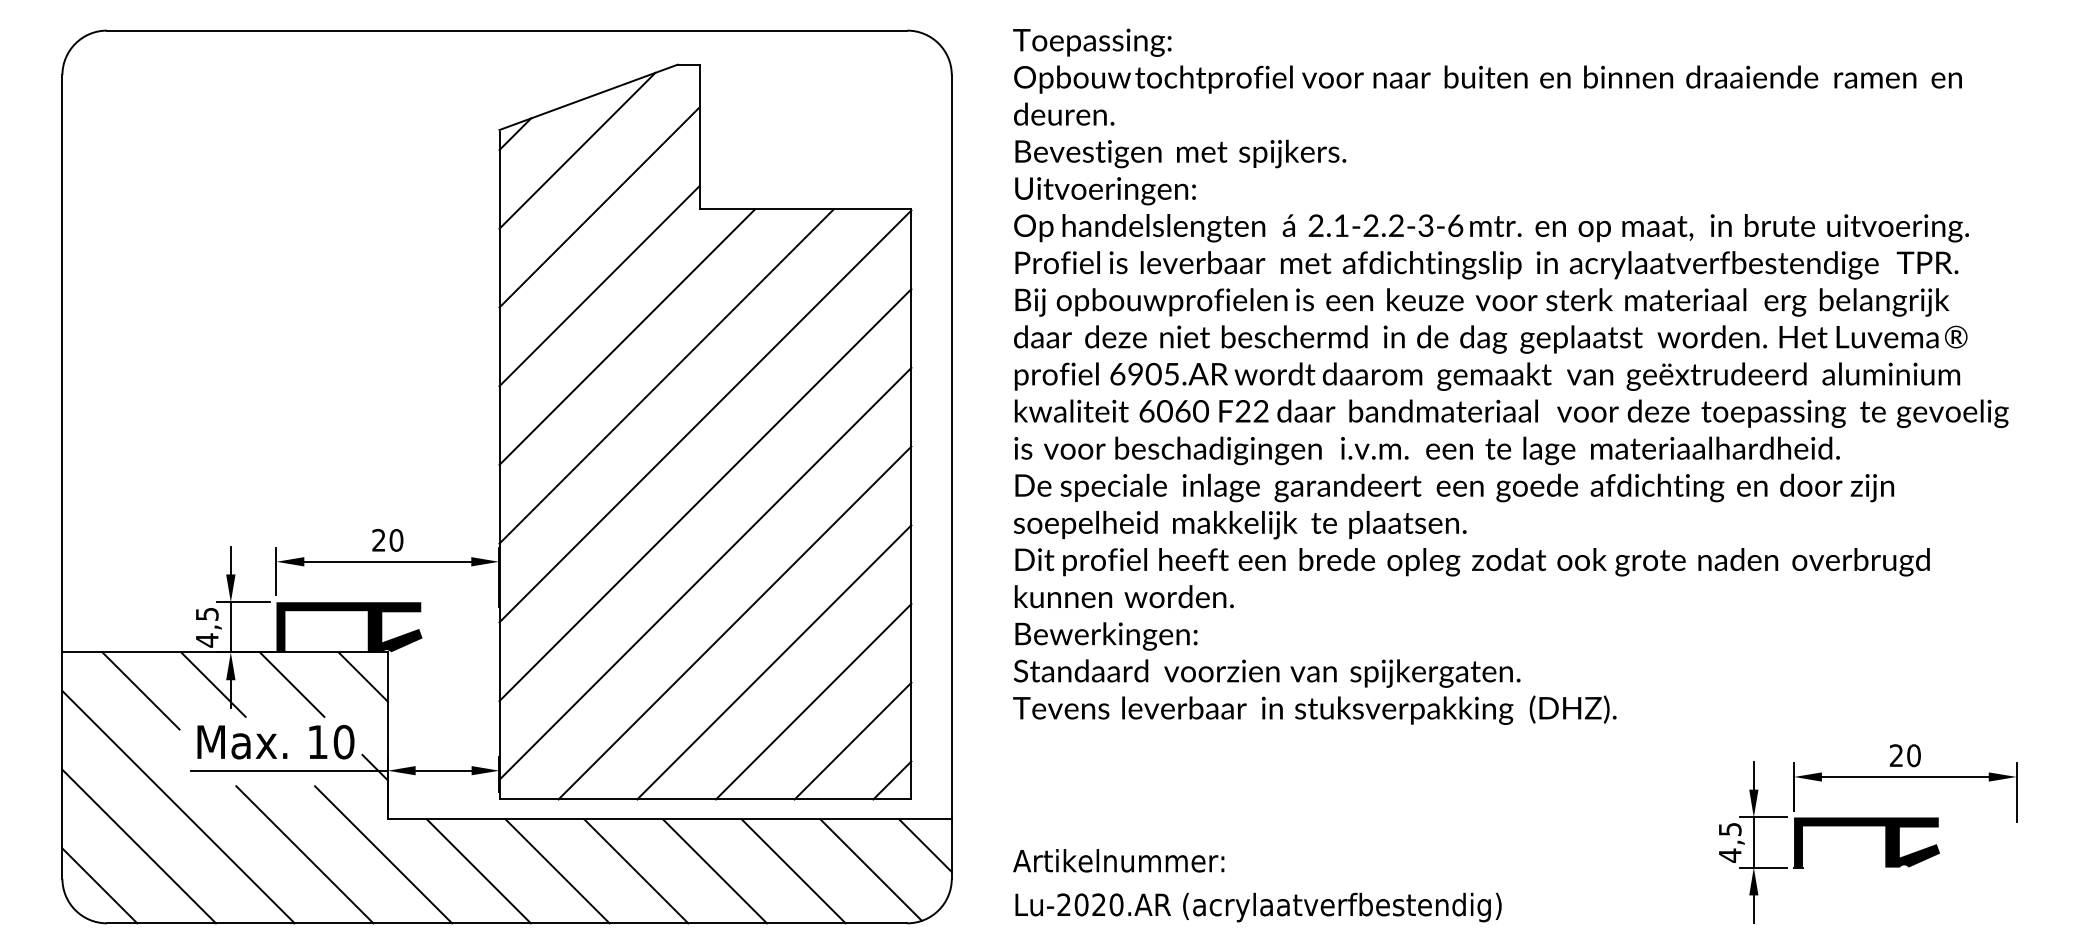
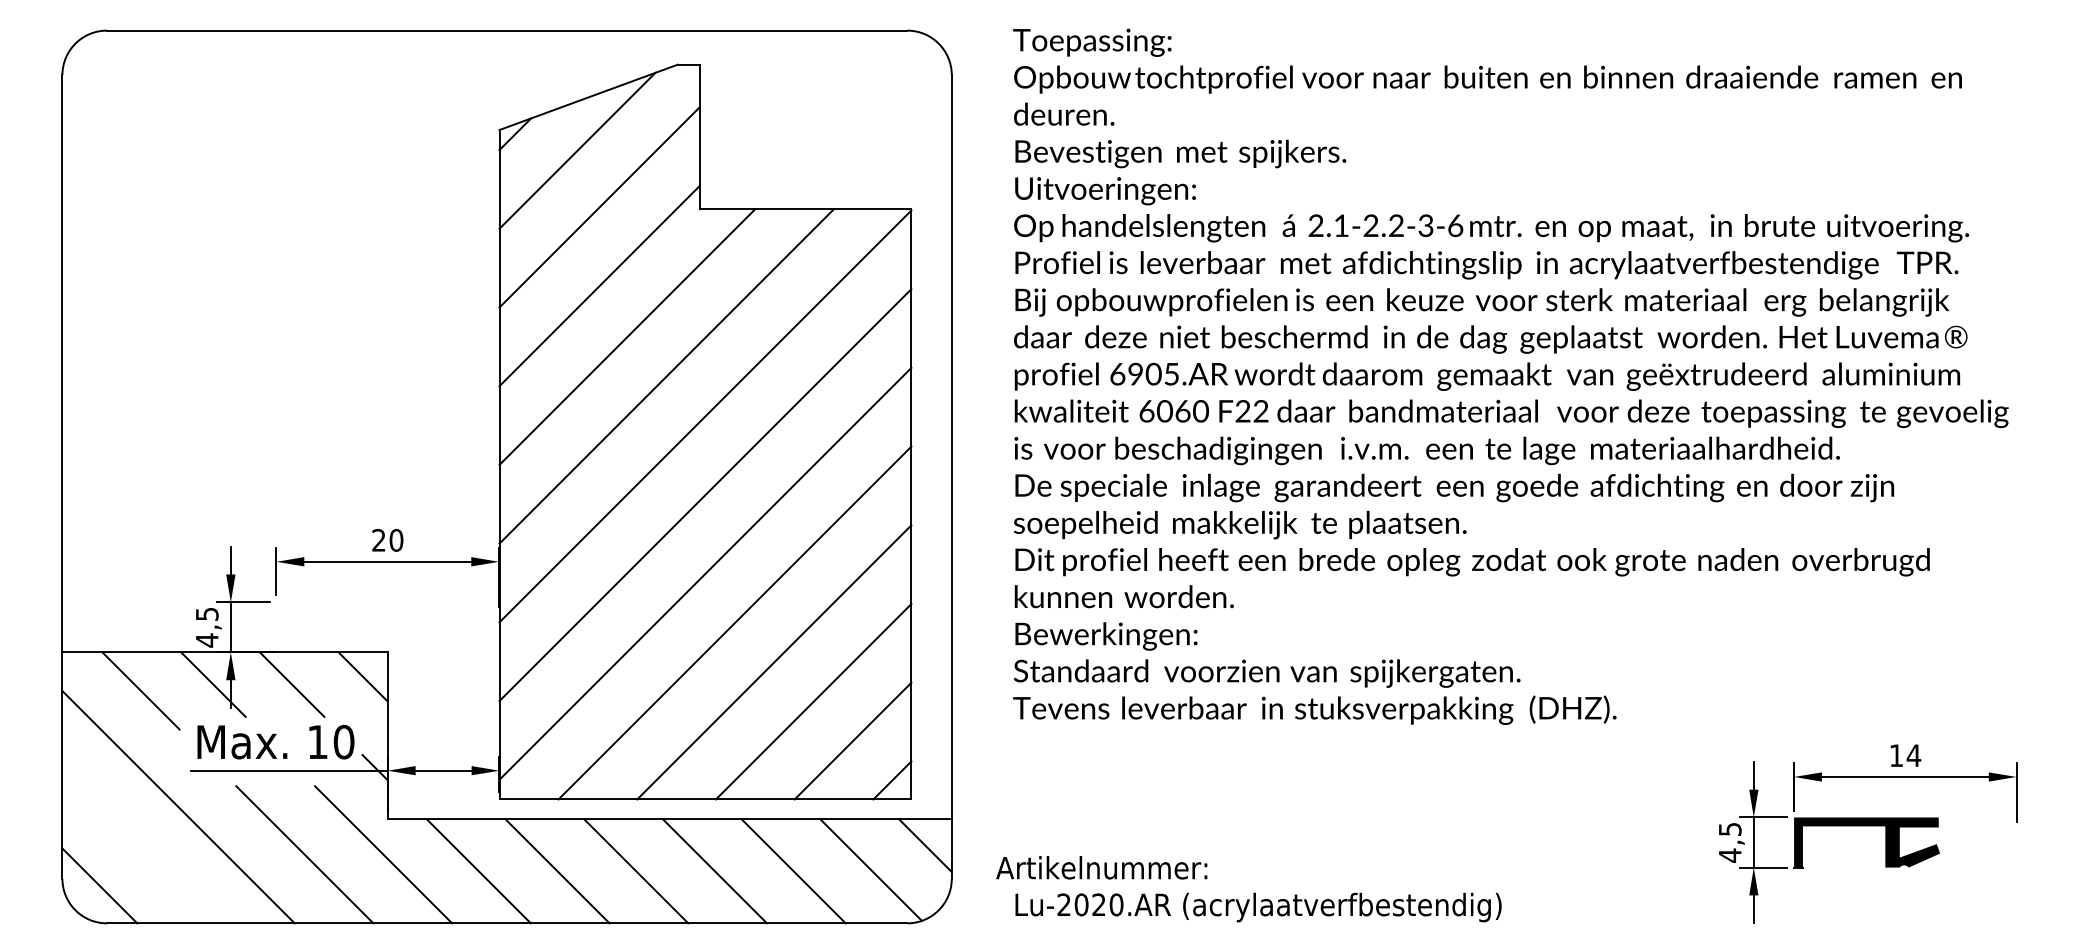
fill: present -> none (349, 627)
text: 20 -> 14 (1905, 755)
line: present -> none (139, 846)
text position: (1118, 860) -> (1101, 867) (1101, 867)
